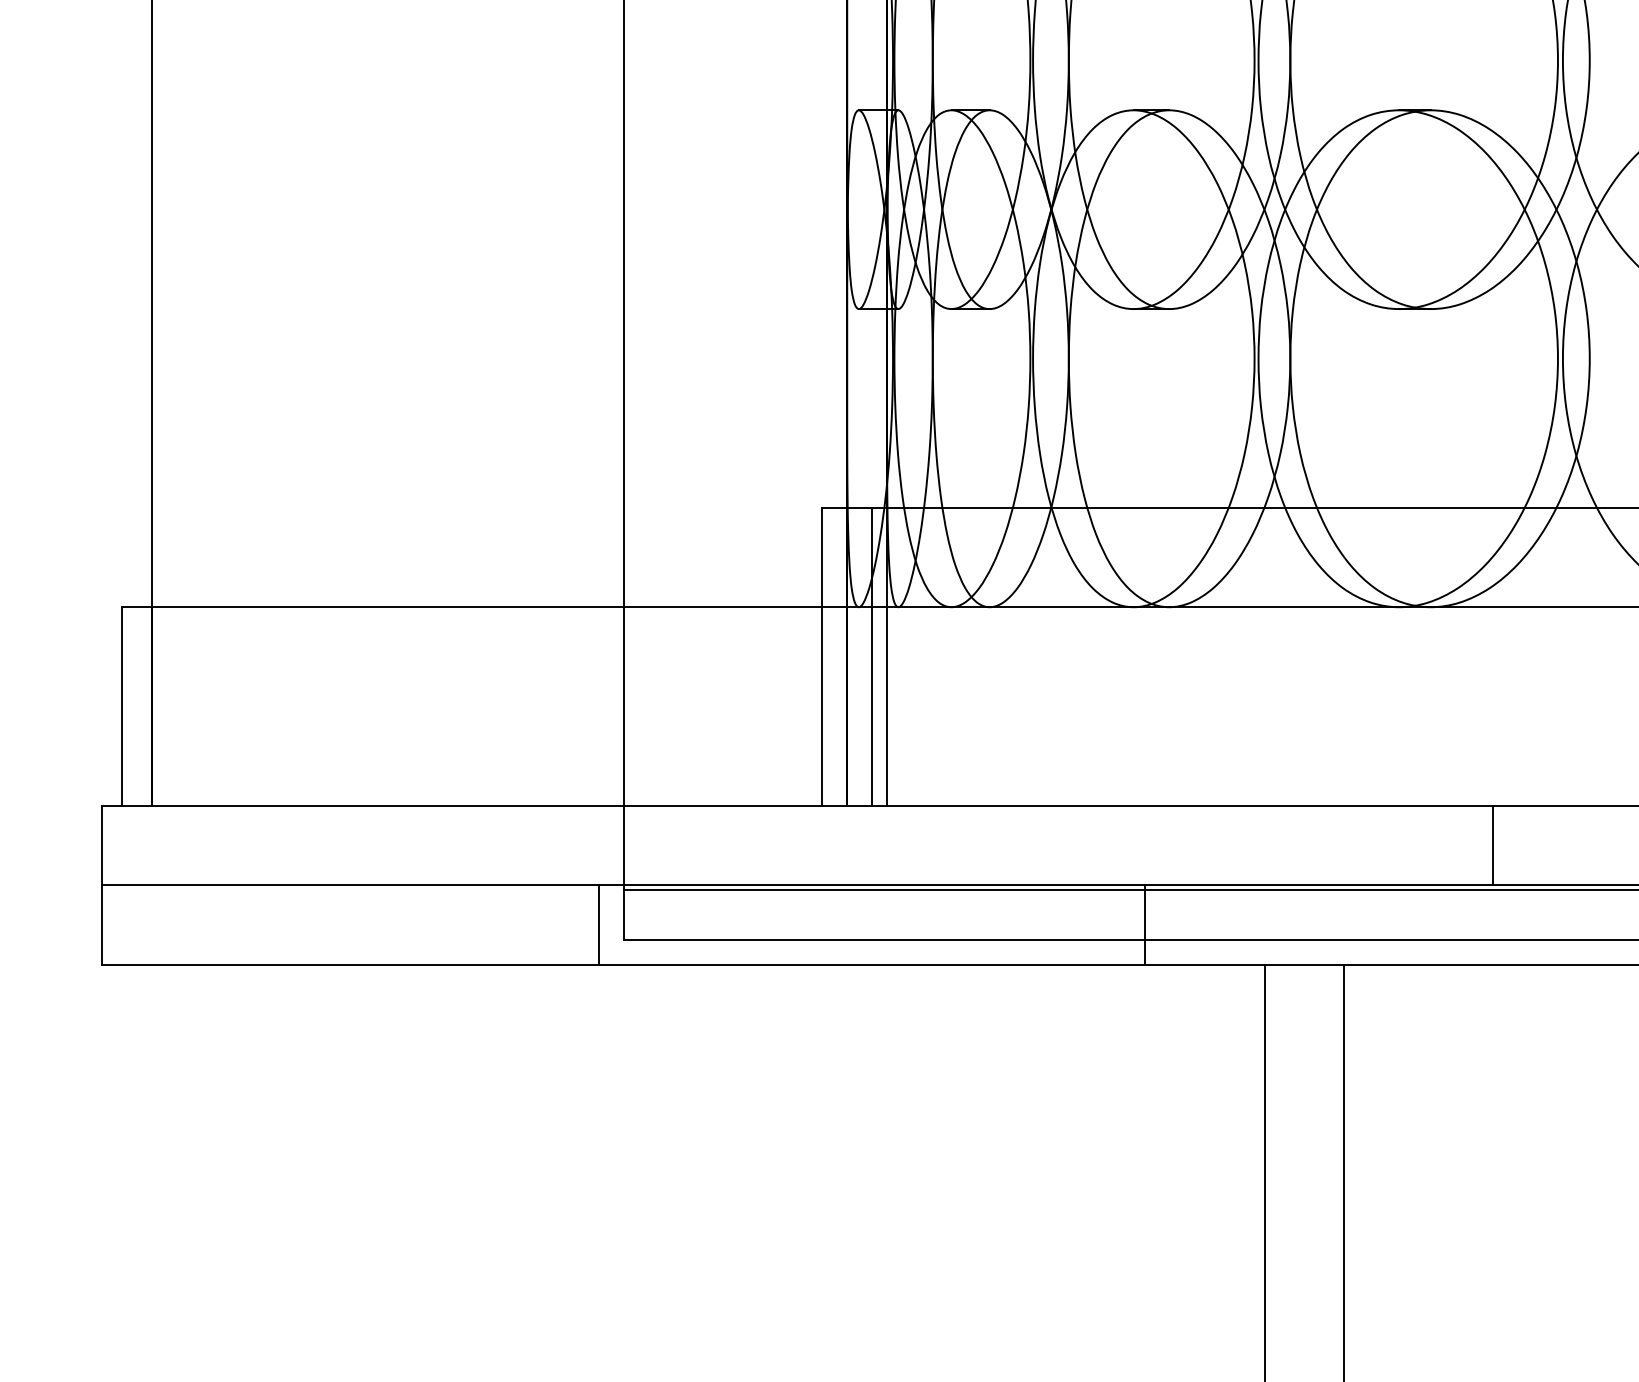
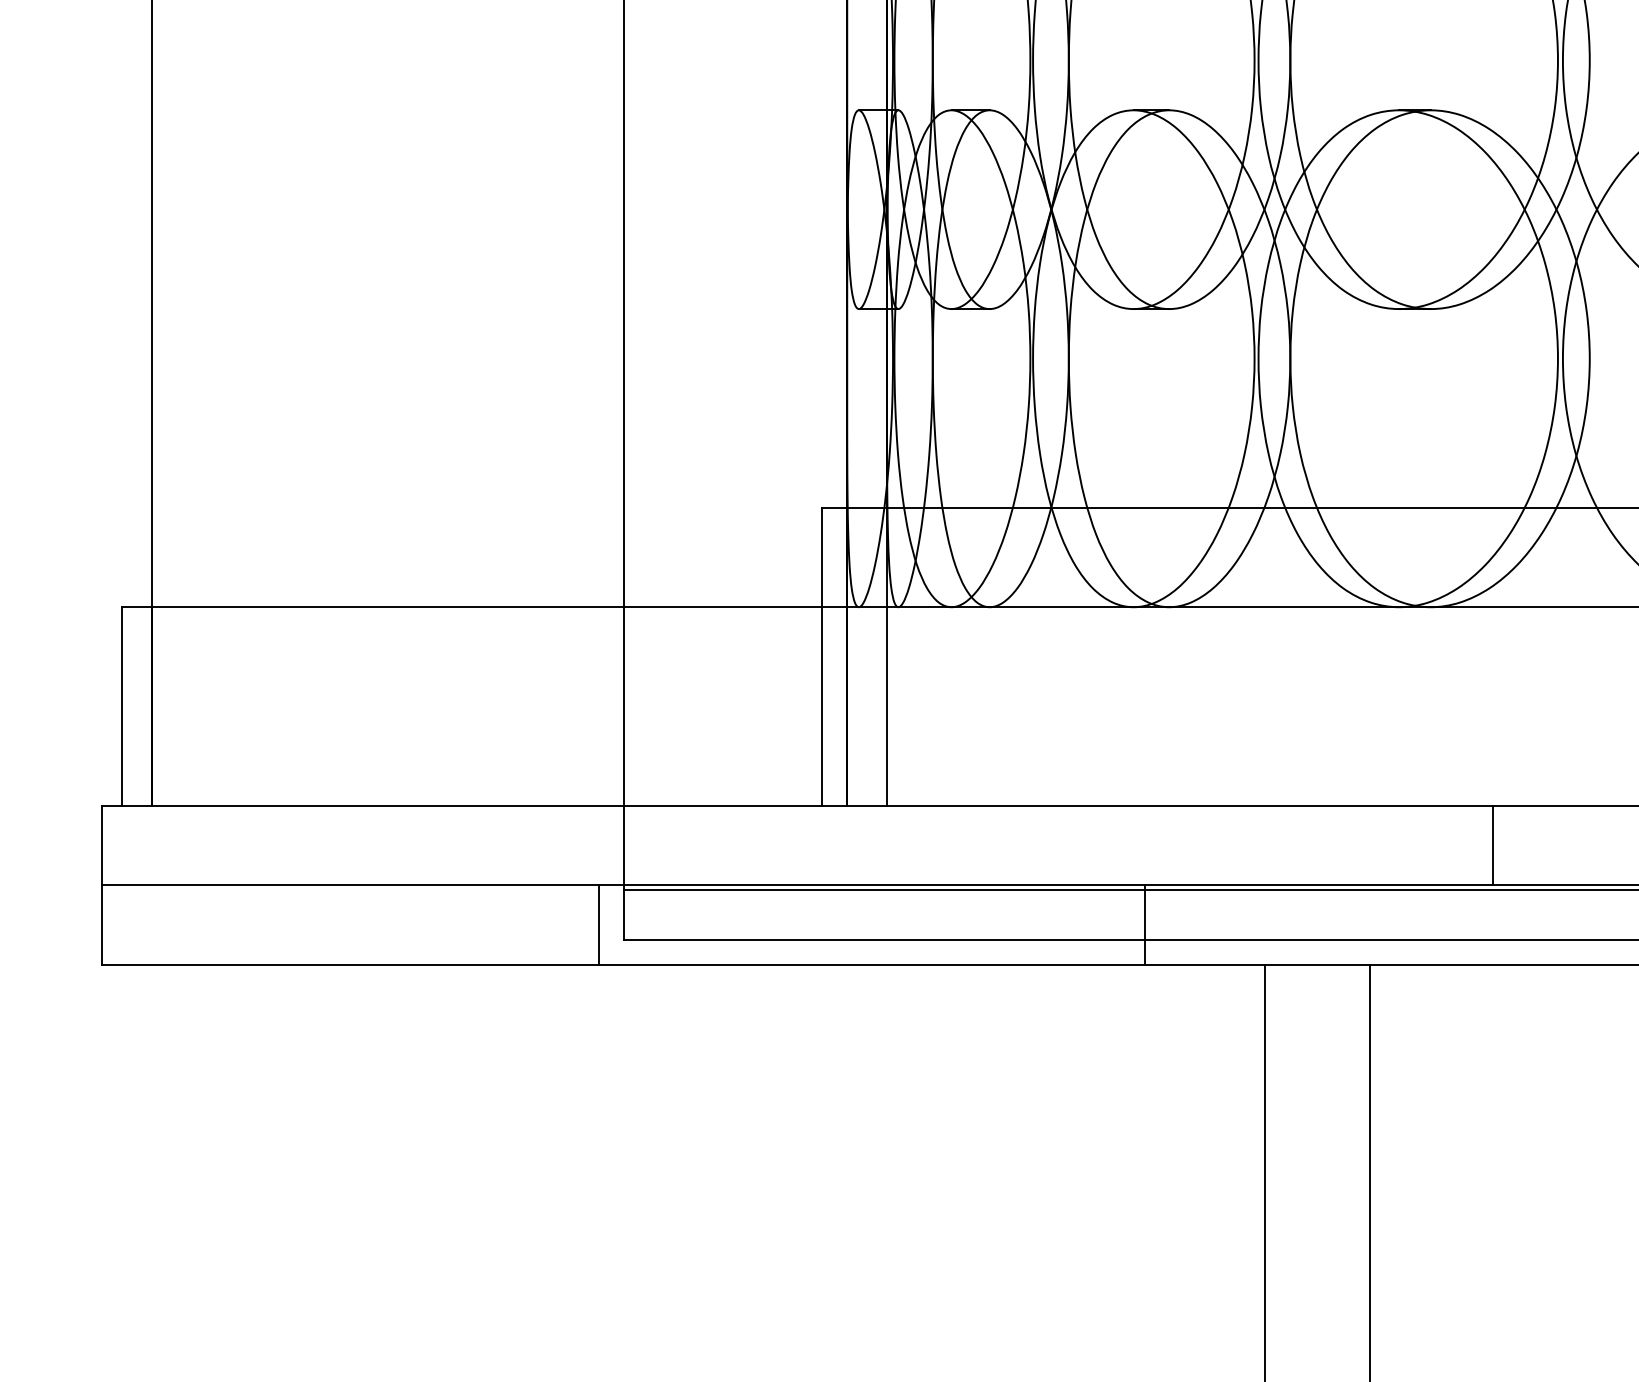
line: present -> none (872, 656)
line position: (1344, 1171) -> (1370, 1171) (1370, 1171)
